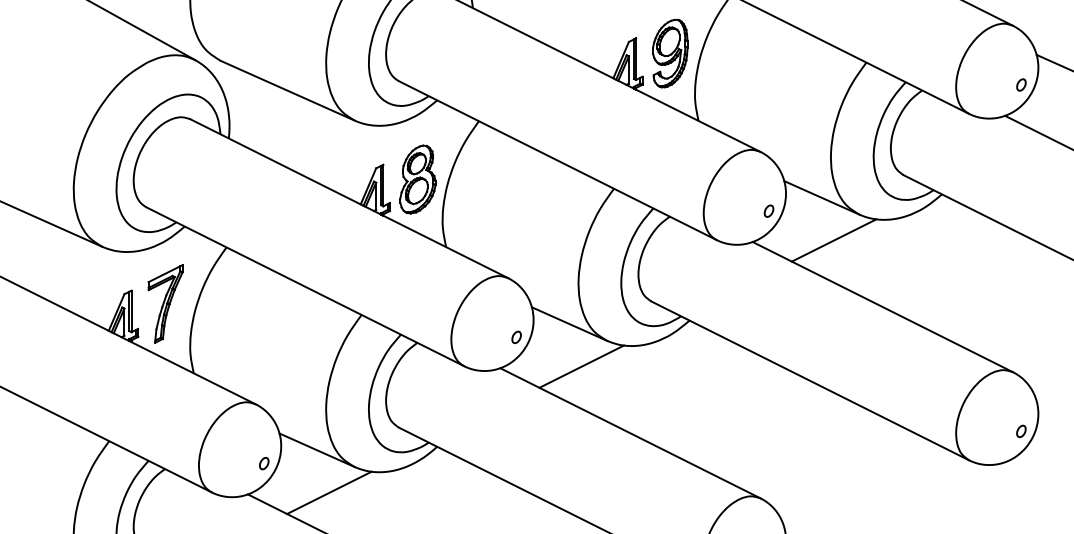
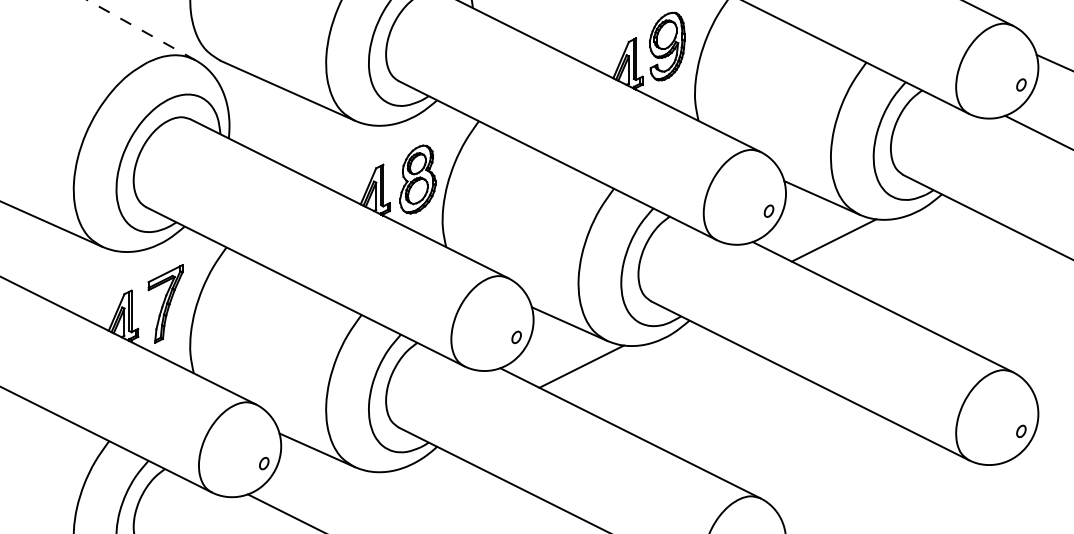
line: solid -> dashed (141, 30)
part position: (670, 53) -> (667, 46) (667, 46)
line: present -> none (329, 492)
